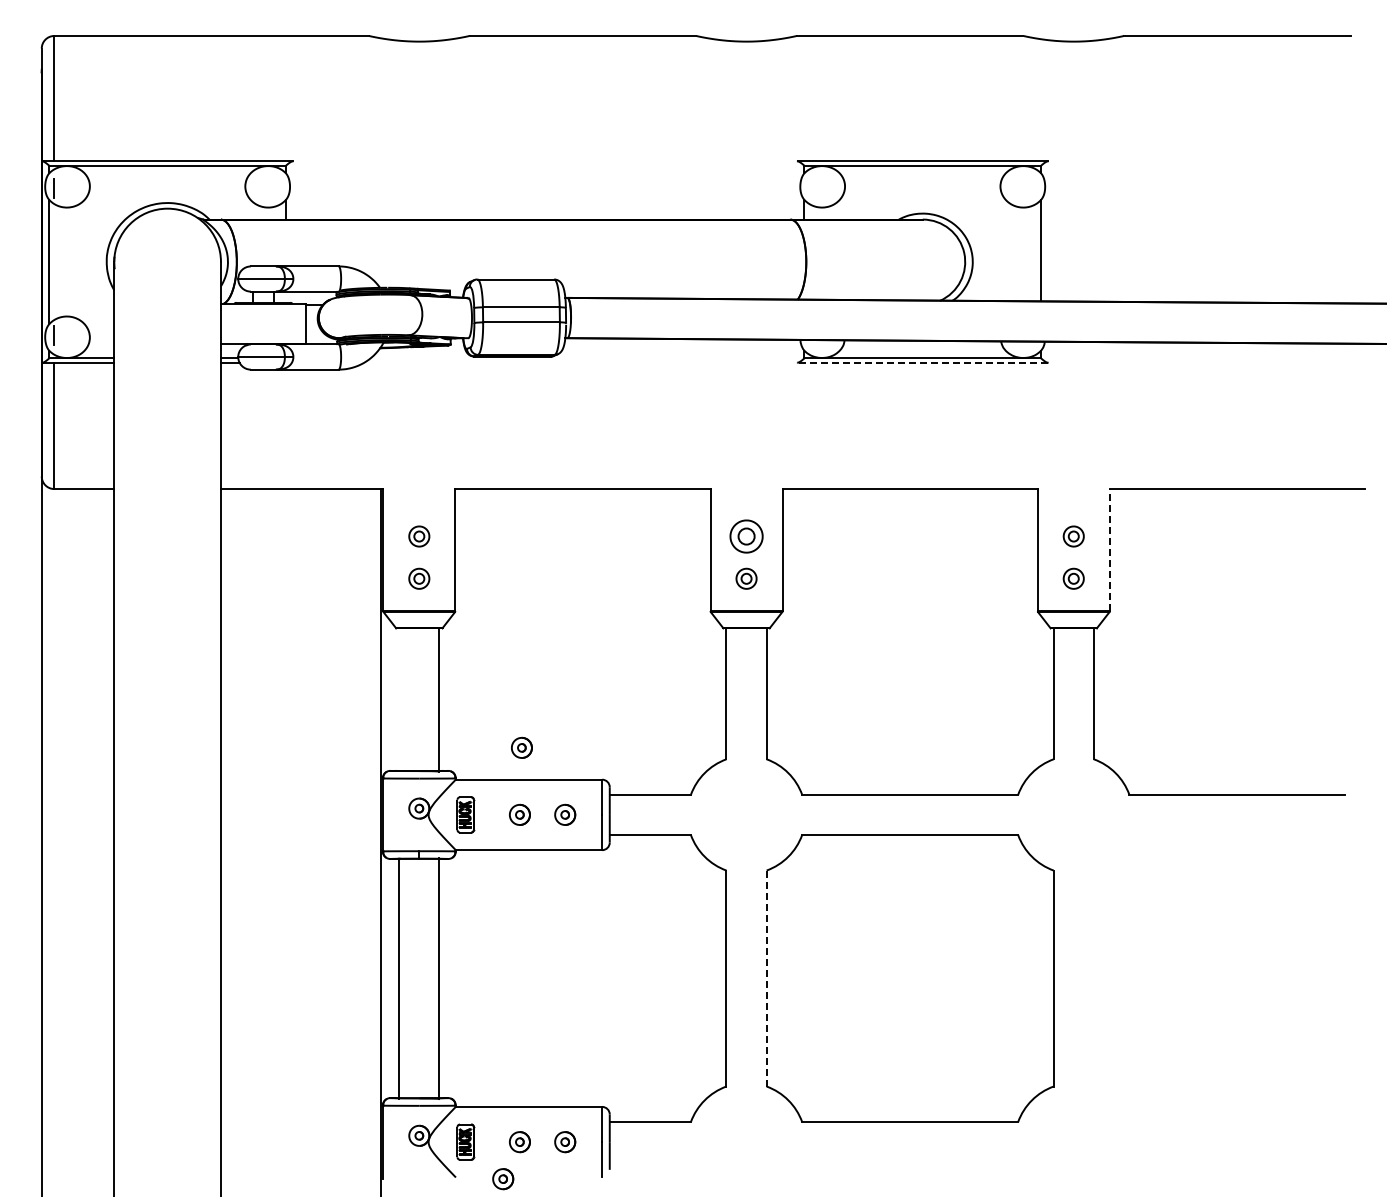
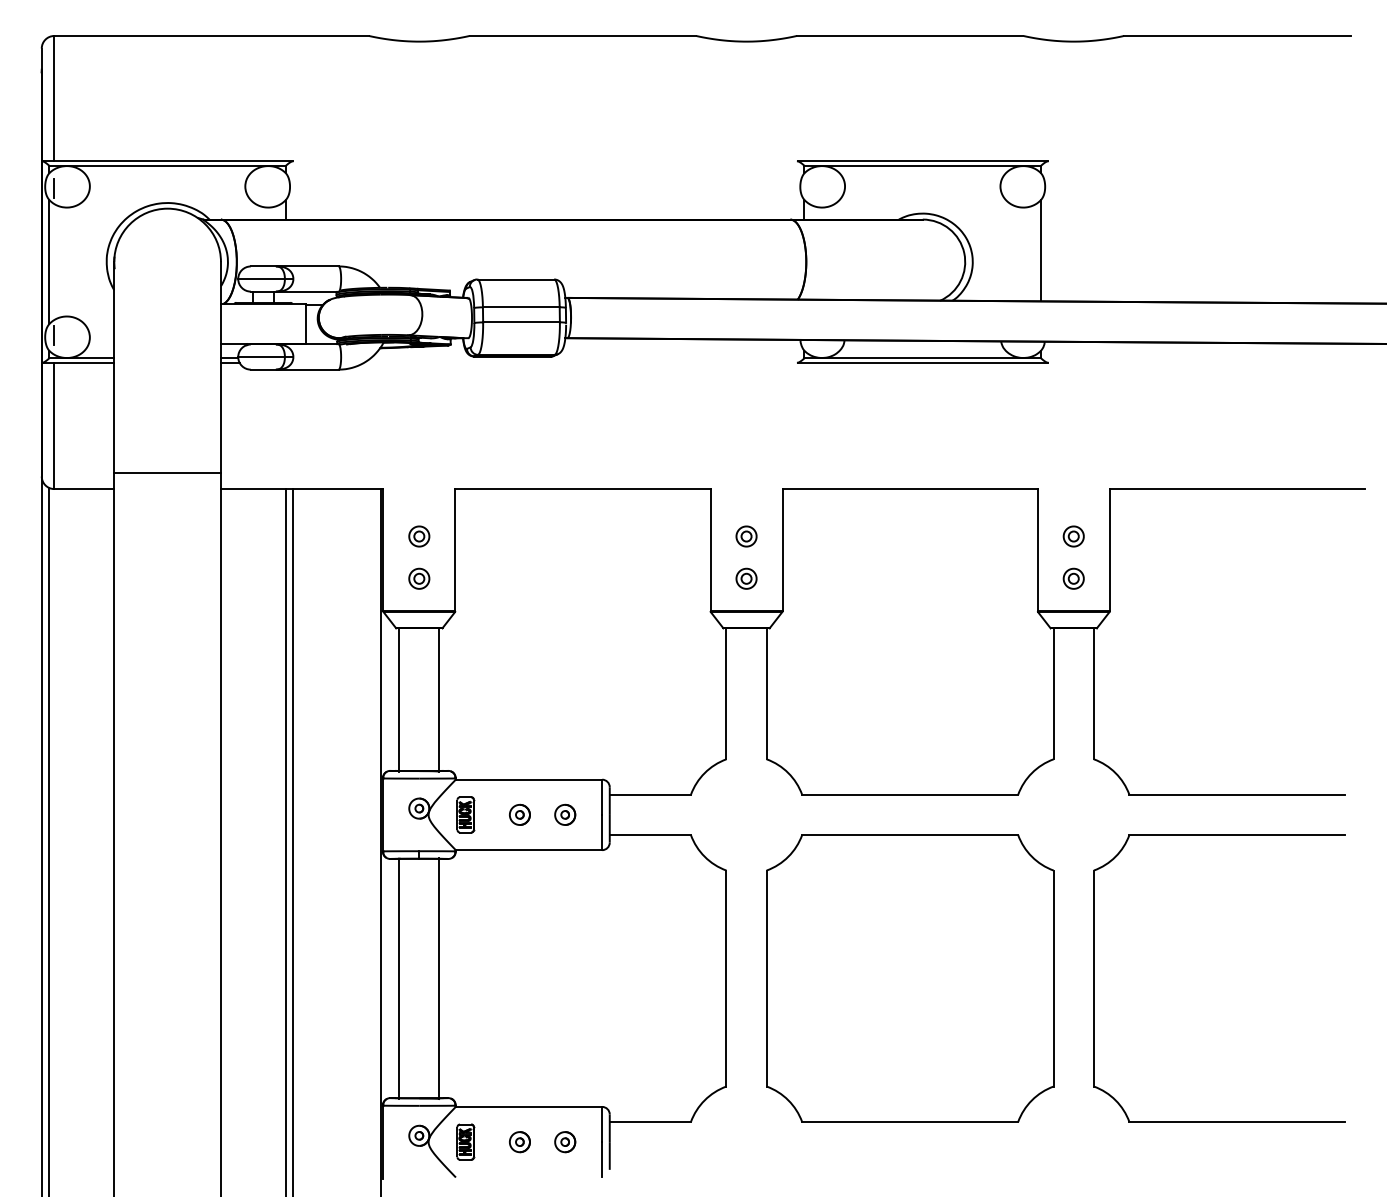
line: dashed -> solid (922, 362)
line: none -> present (167, 473)
part size: 35x35 px -> 23x23 px (746, 536)
line: dashed -> solid (1109, 549)
line: none -> present (399, 700)
part: present -> none (521, 747)
line: none -> present (49, 840)
line: none -> present (285, 841)
line: none -> present (293, 841)
line: dashed -> solid (766, 978)
part: none -> present (1094, 978)
part: present -> none (503, 1179)
